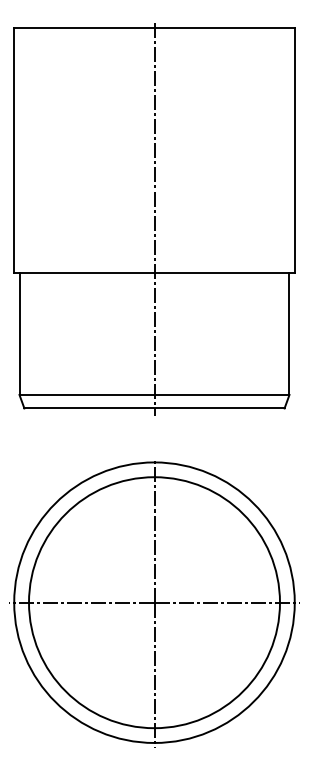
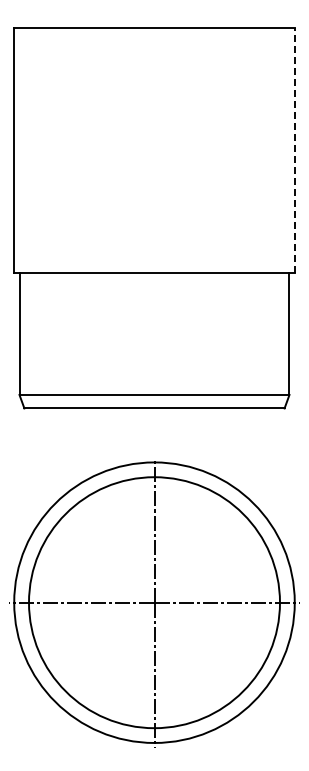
line: solid -> dashed (294, 150)
line: present -> none (154, 219)
